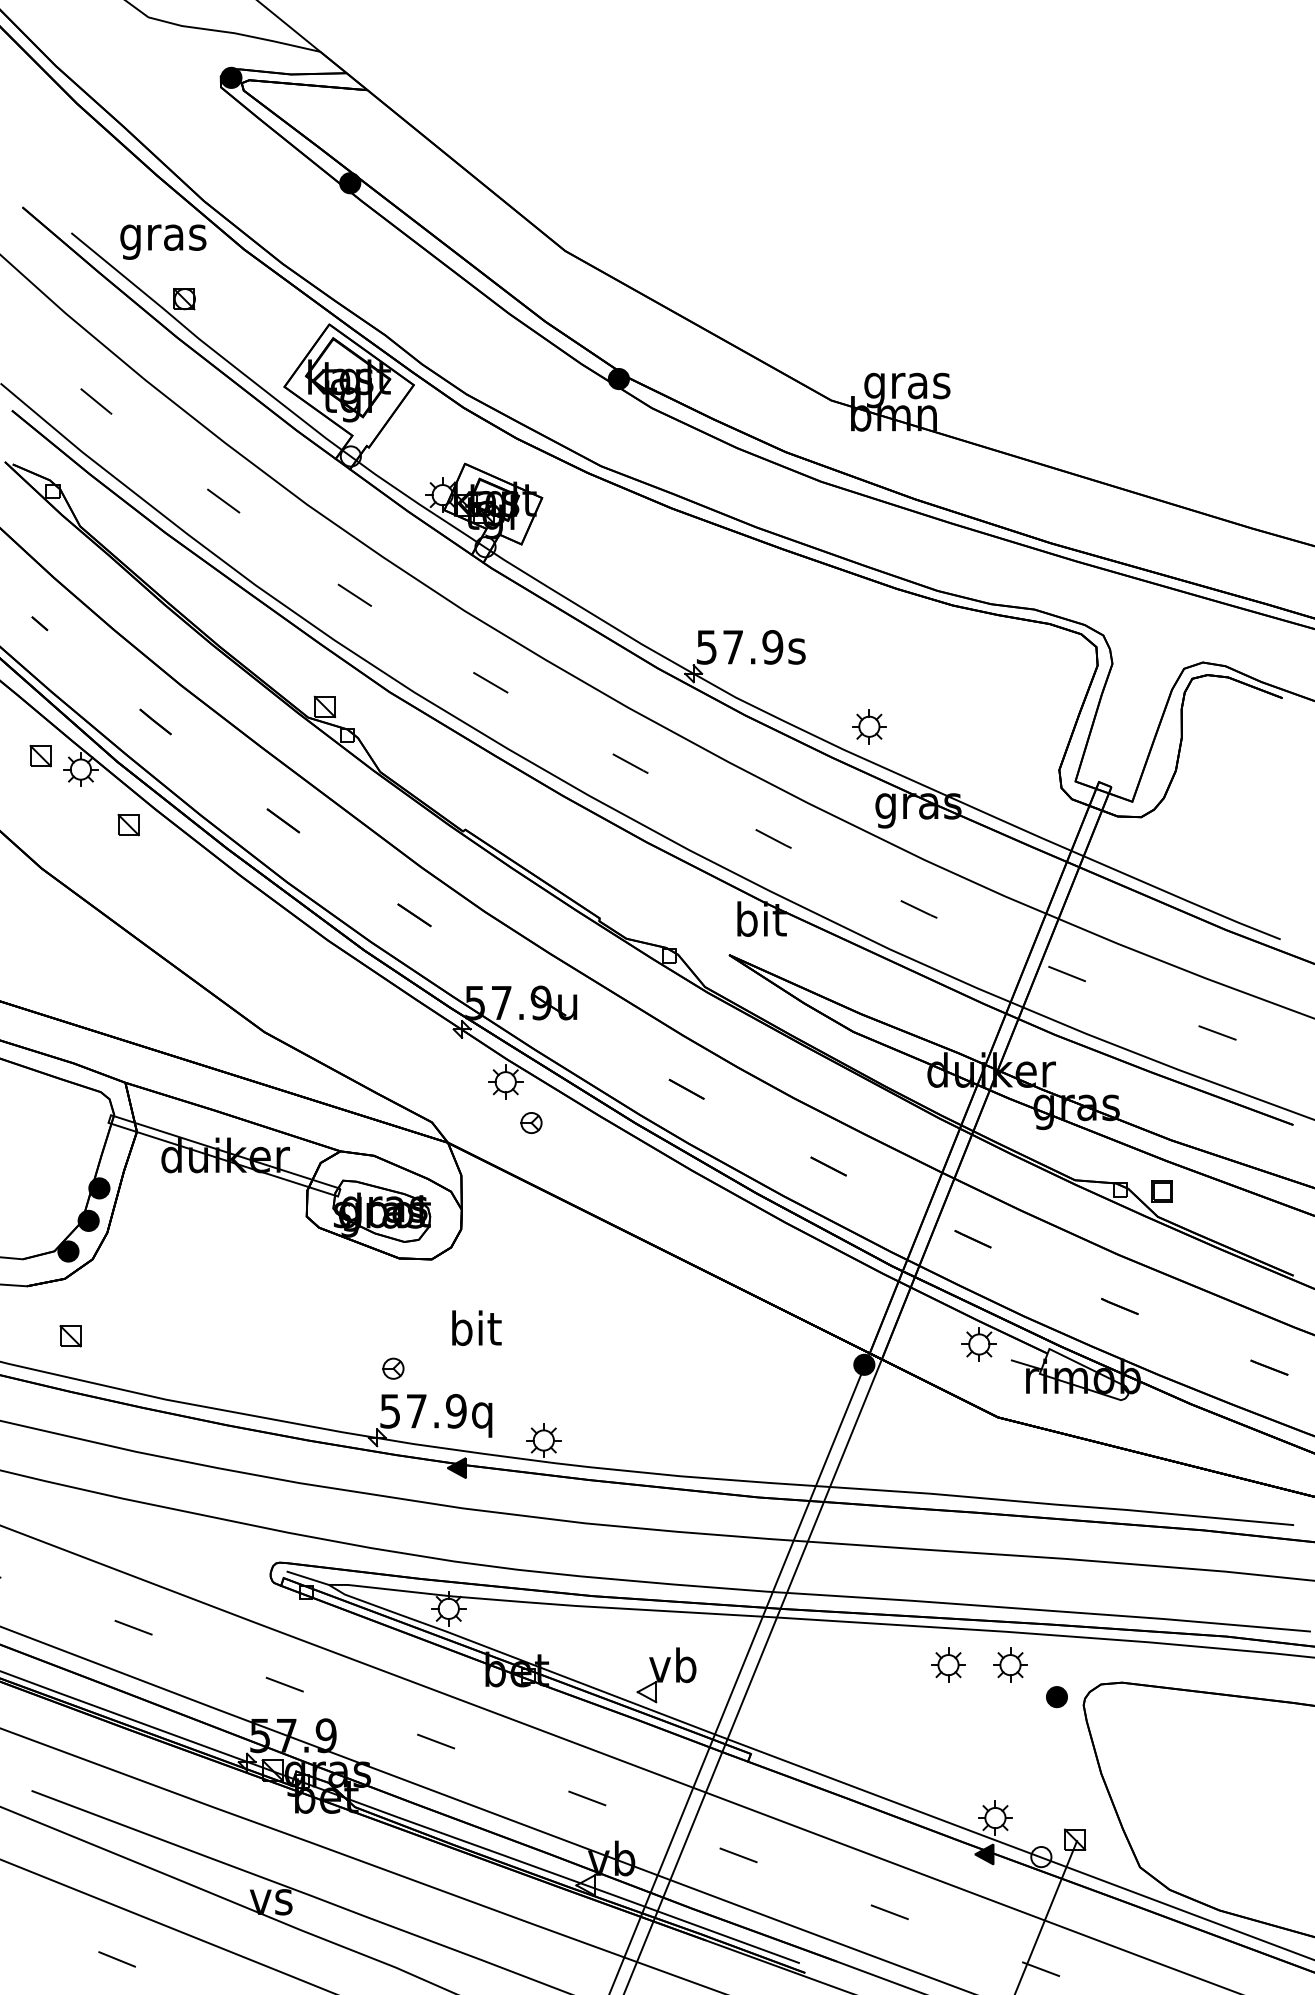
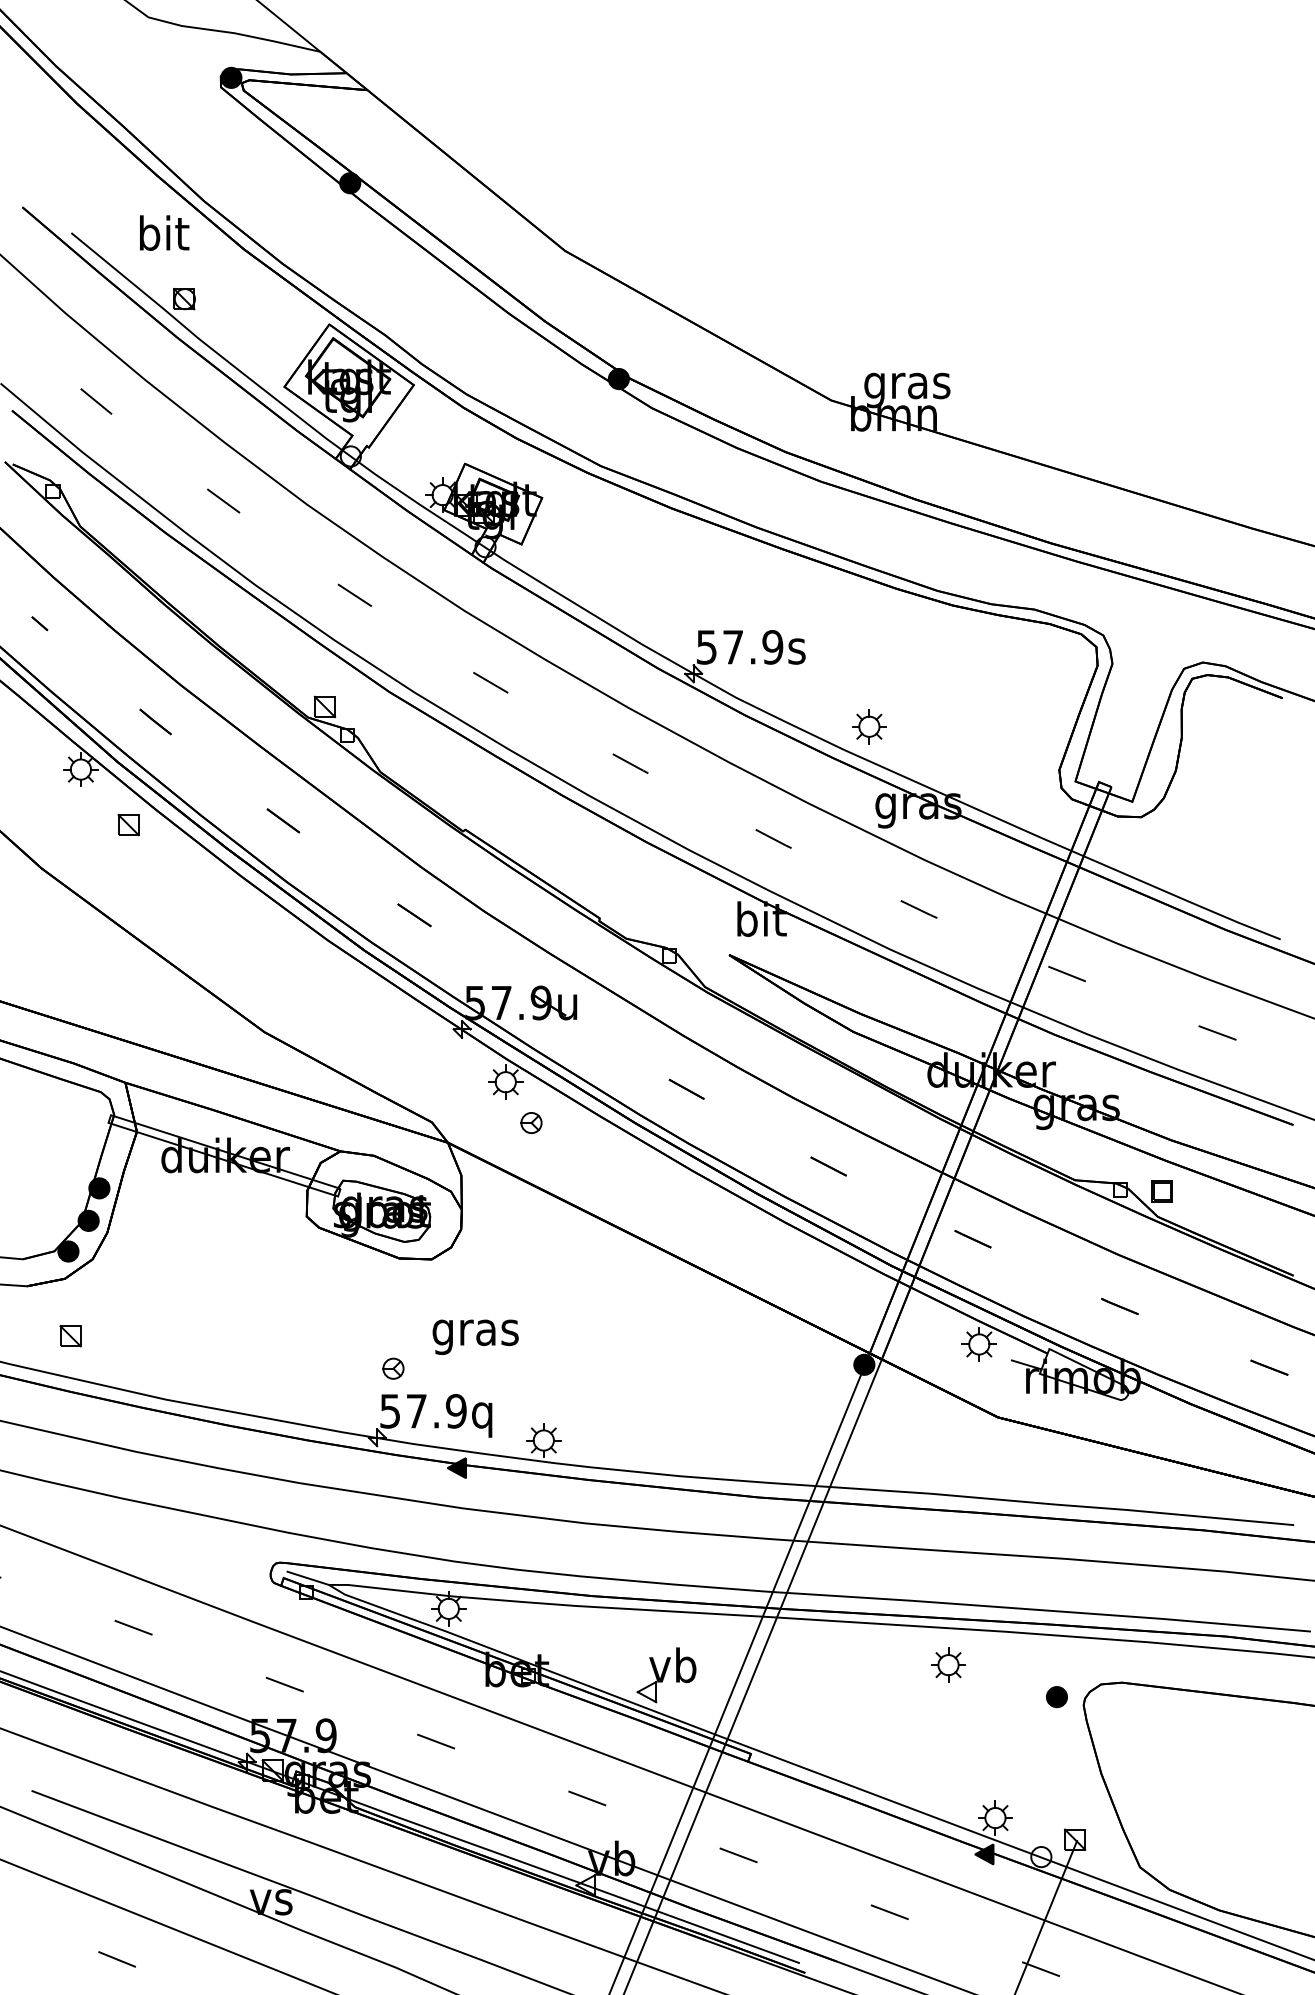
text: gras -> bit (163, 237)
part: present -> none (40, 755)
text: bit -> gras (475, 1332)
part: present -> none (1010, 1664)
